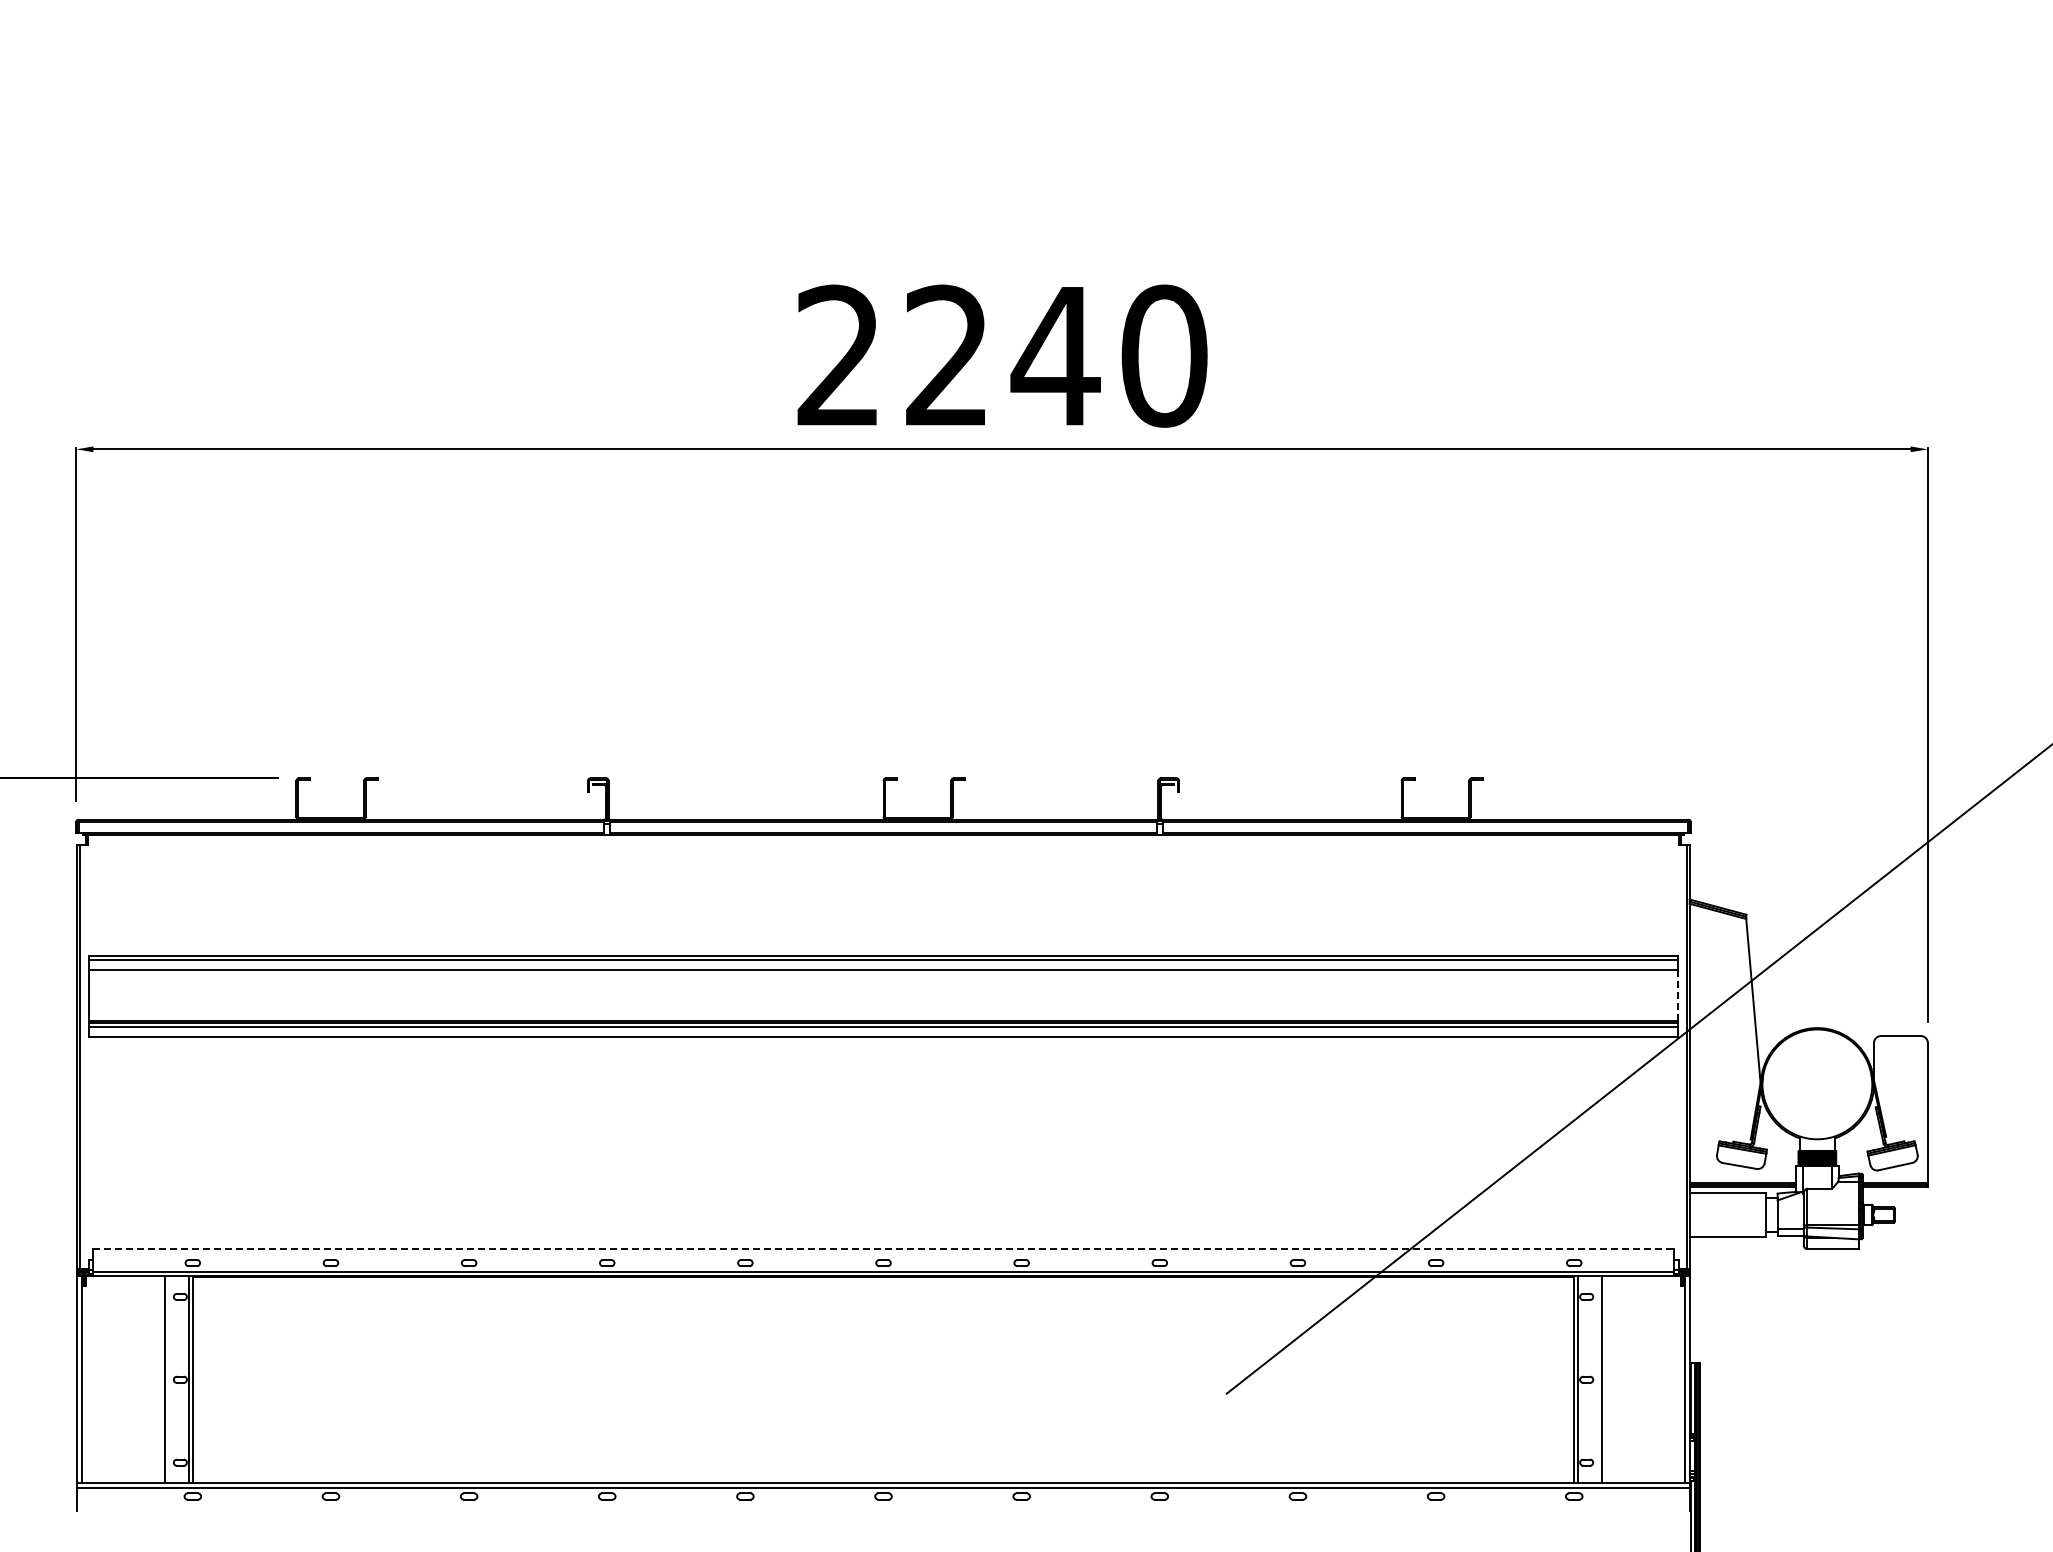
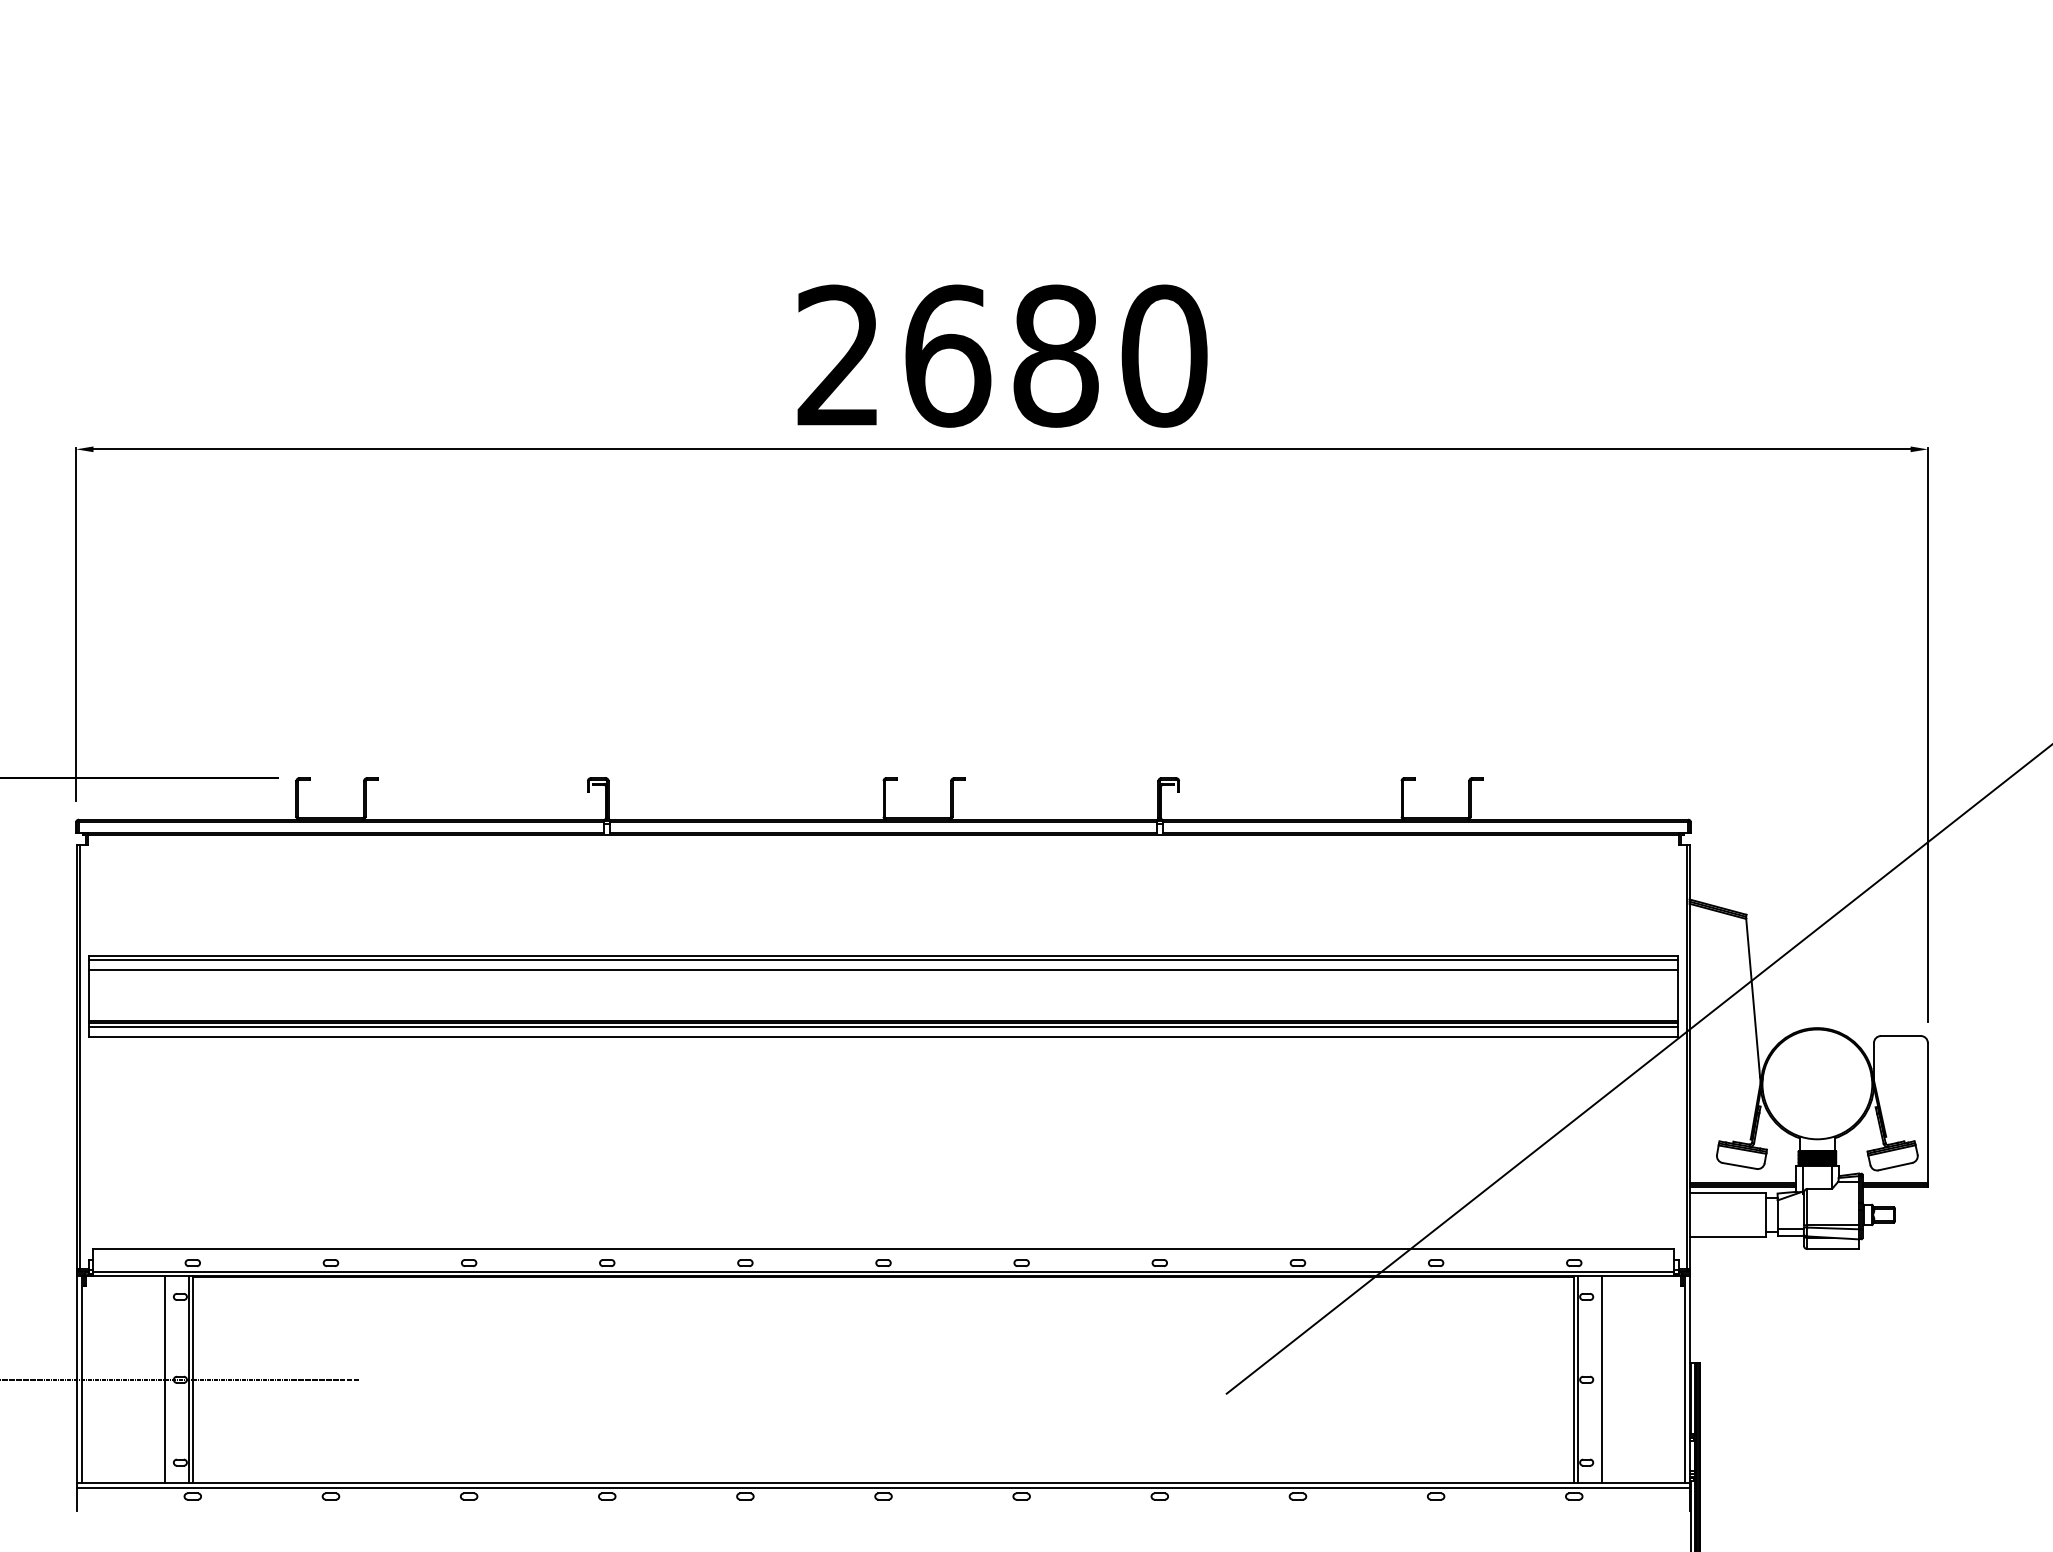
text: 2240 -> 2680 (1002, 355)
line: dashed -> solid (1677, 995)
line: dashed -> solid (883, 1248)
line: none -> present (180, 1379)
